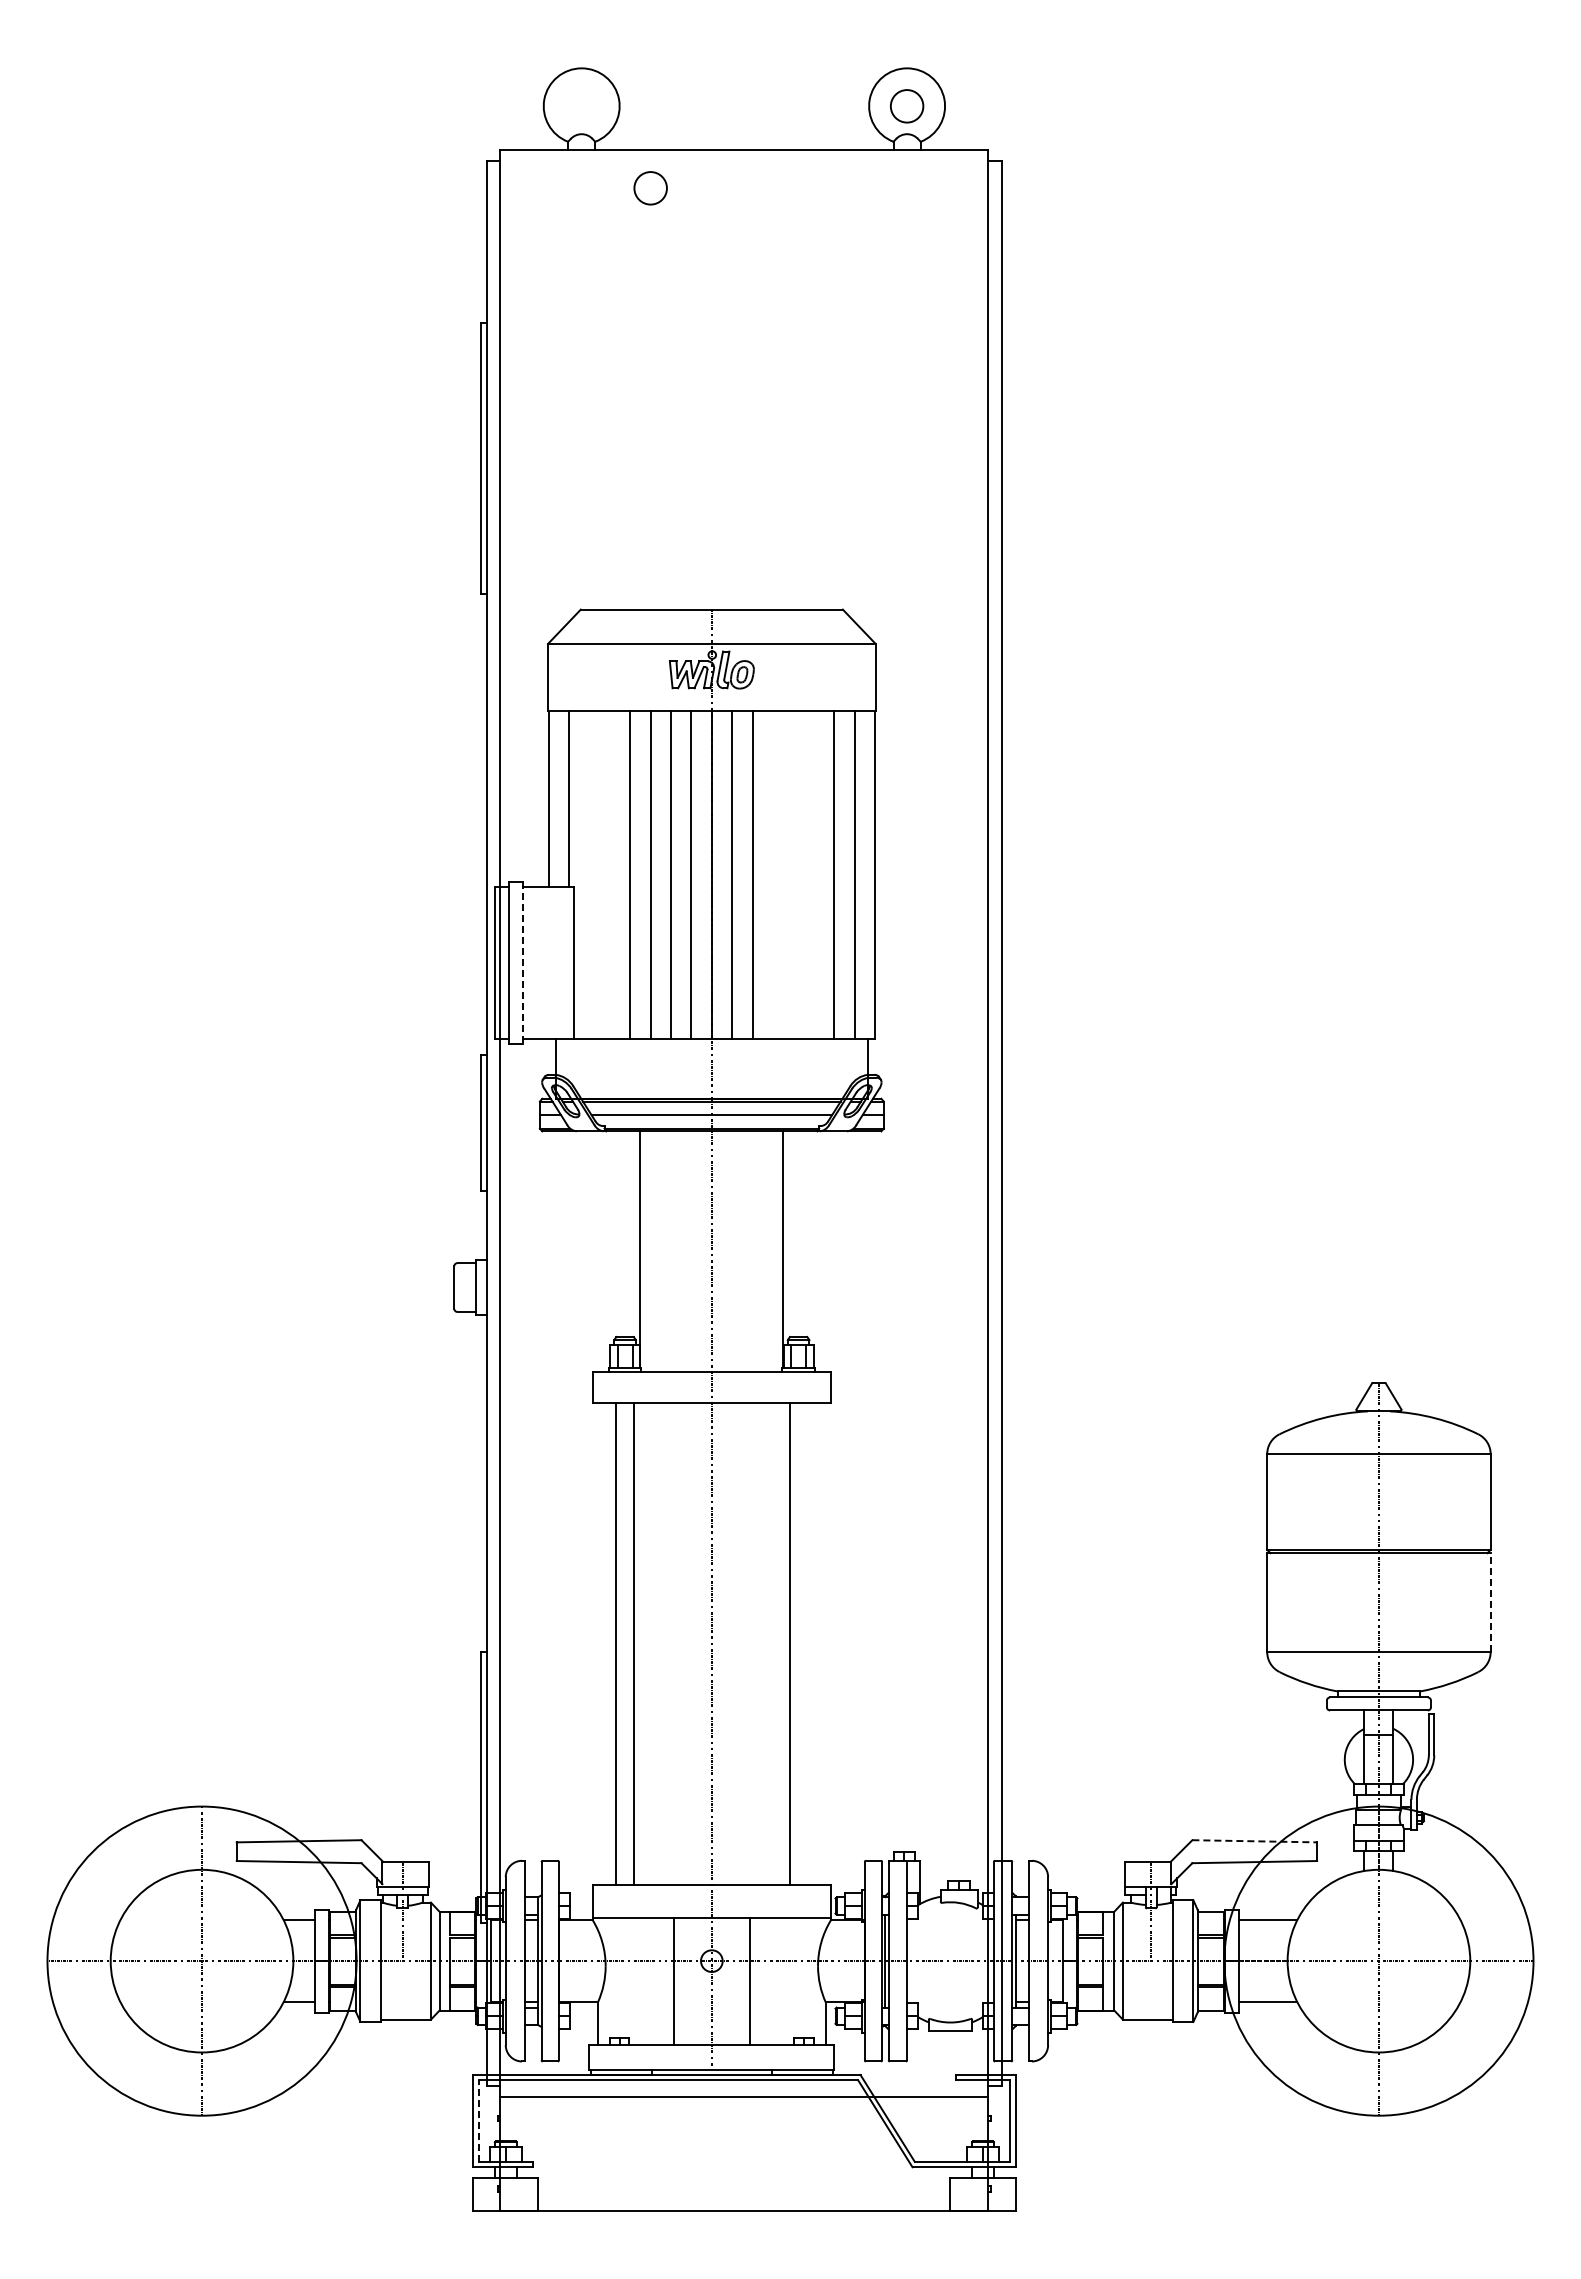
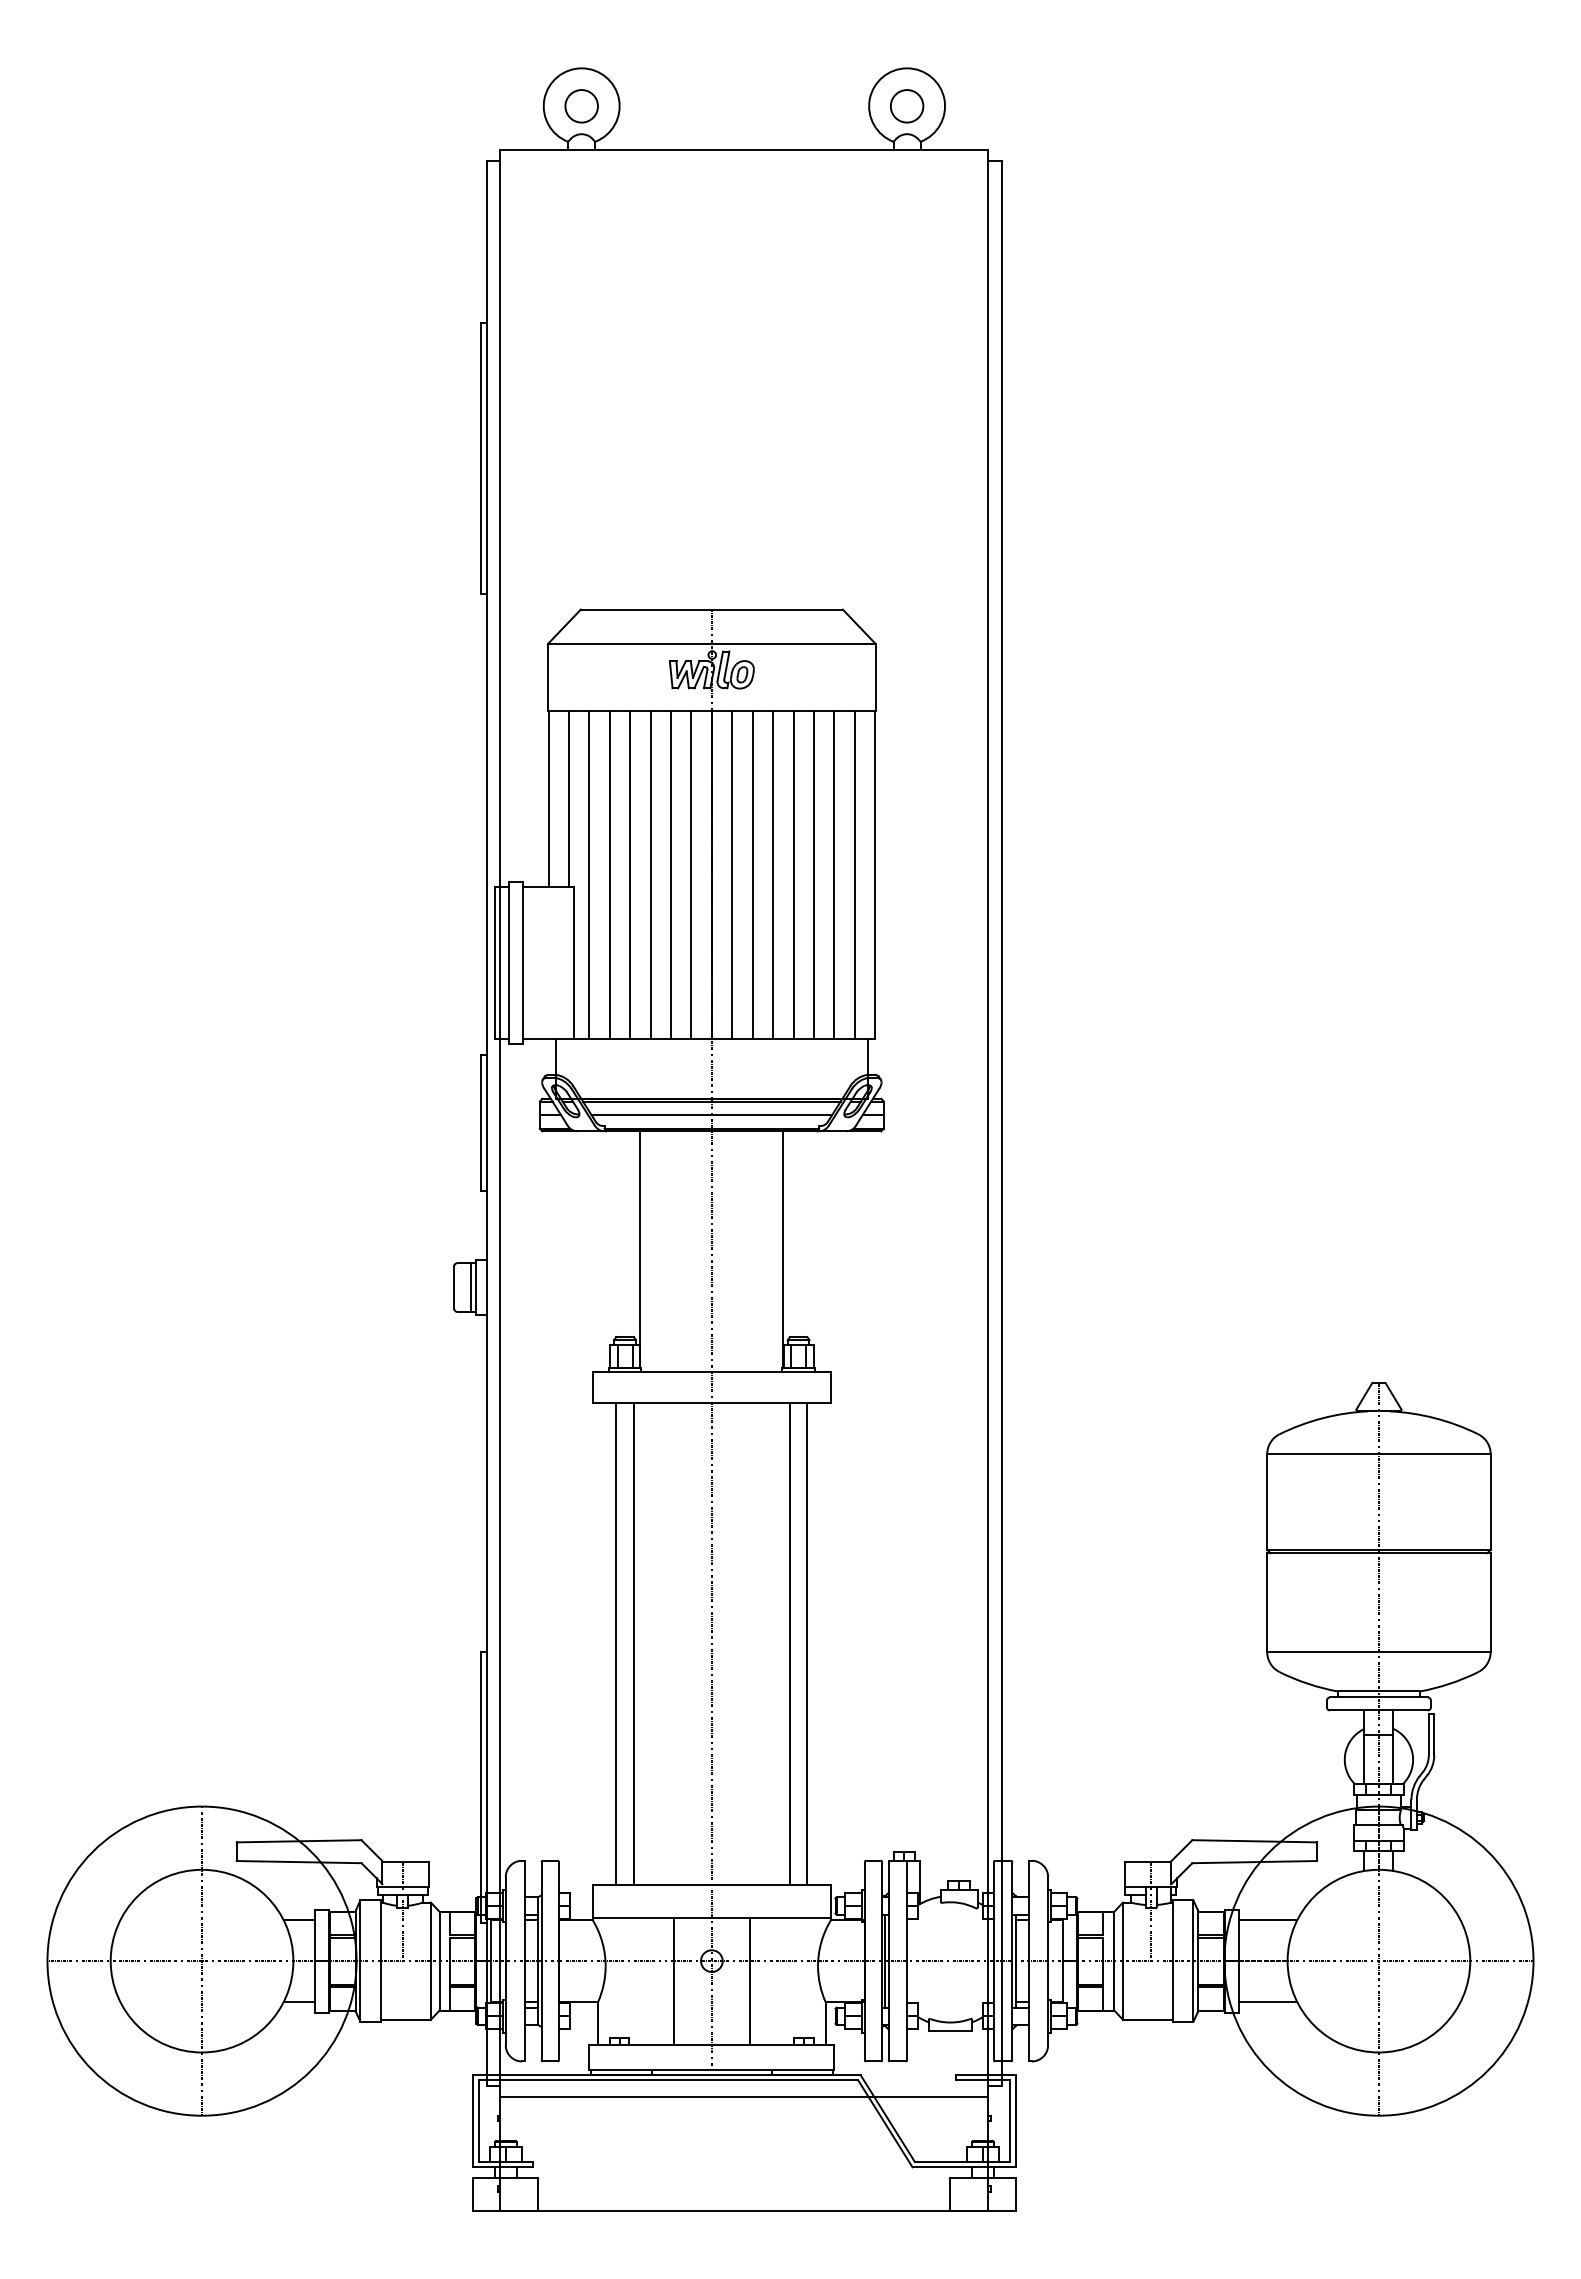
circle position: (650, 188) -> (581, 106) (581, 106)
line: none -> present (589, 874)
line: none -> present (609, 874)
line: none -> present (773, 874)
line: none -> present (793, 874)
line: none -> present (813, 874)
line: dashed -> solid (522, 963)
line: none -> present (470, 1287)
line: dashed -> solid (1490, 1602)
line: none -> present (807, 1644)
line: dashed -> solid (1255, 1841)
line: dashed -> solid (478, 2121)
